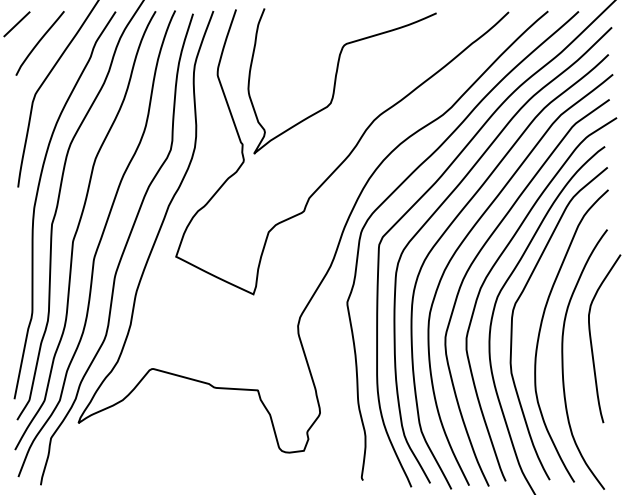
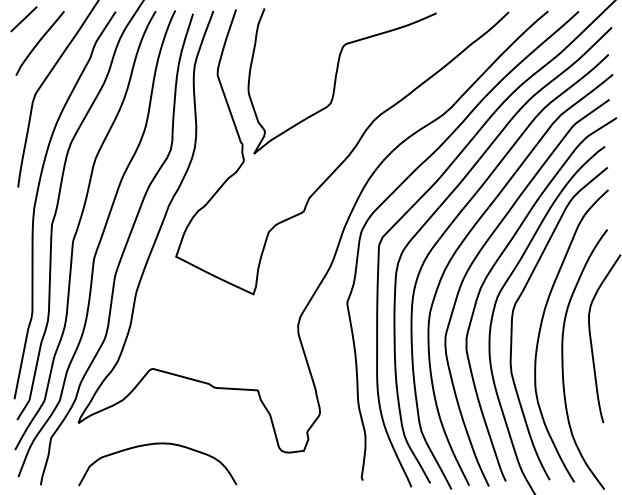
line position: (16, 24) -> (23, 19) (23, 19)
curve: none -> present (157, 444)
